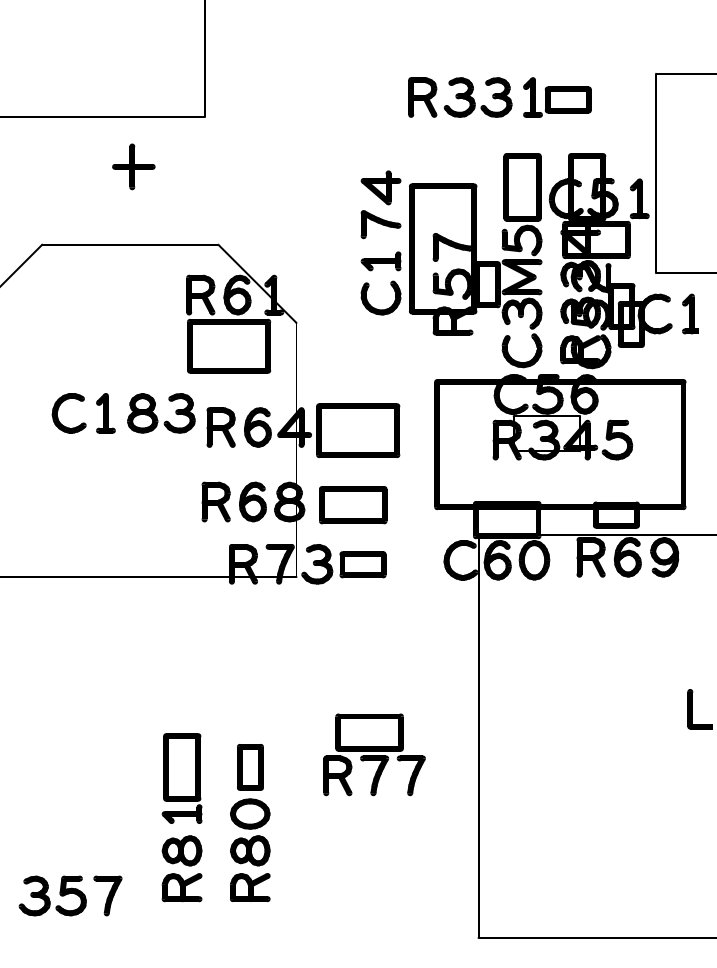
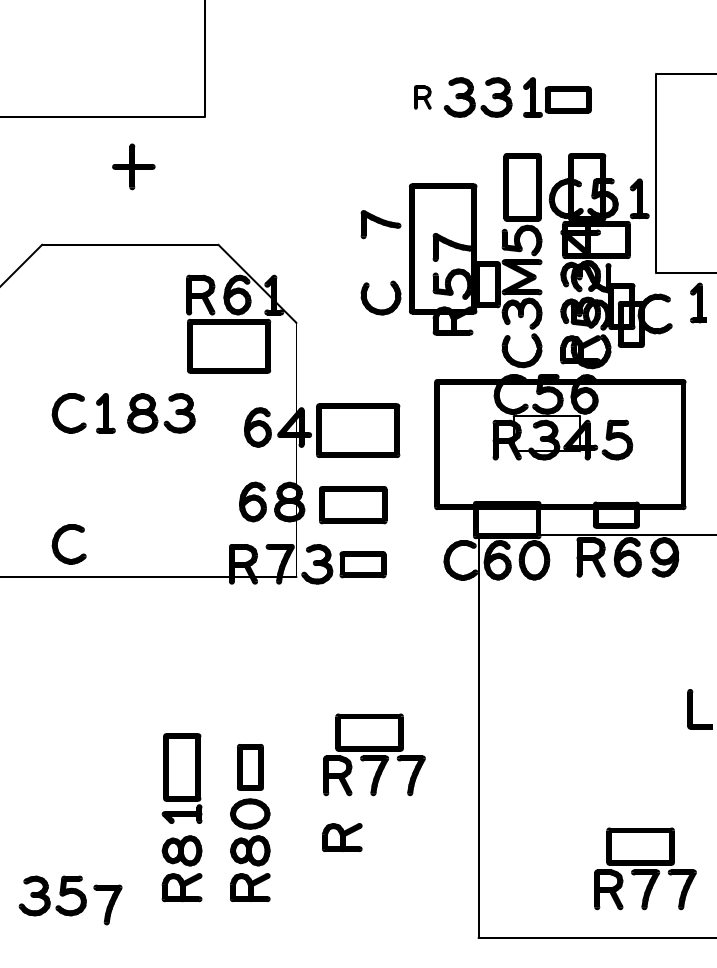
part size: 30x41 px -> 18x25 px (422, 97)
part: present -> none (380, 187)
part: present -> none (380, 261)
part position: (690, 313) -> (698, 302) (698, 302)
part: present -> none (220, 427)
part: present -> none (215, 501)
part: none -> present (58, 542)
part: none -> present (342, 837)
part: none -> present (645, 868)
part position: (107, 895) -> (107, 904) (107, 904)
